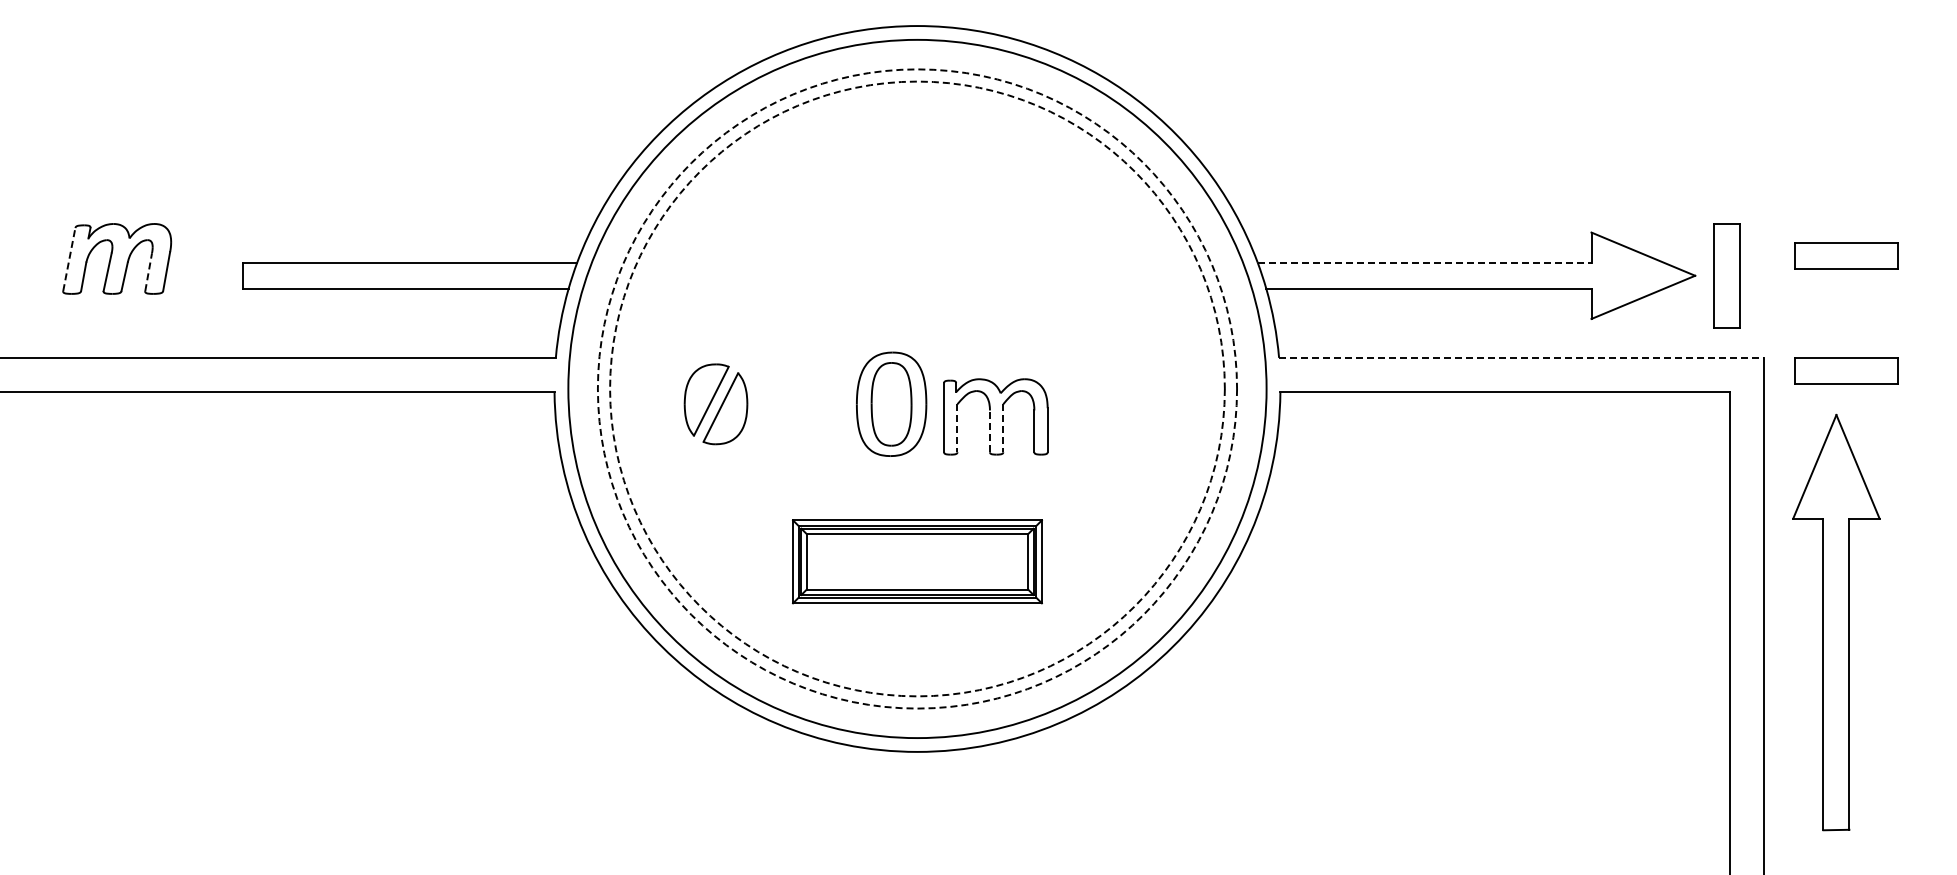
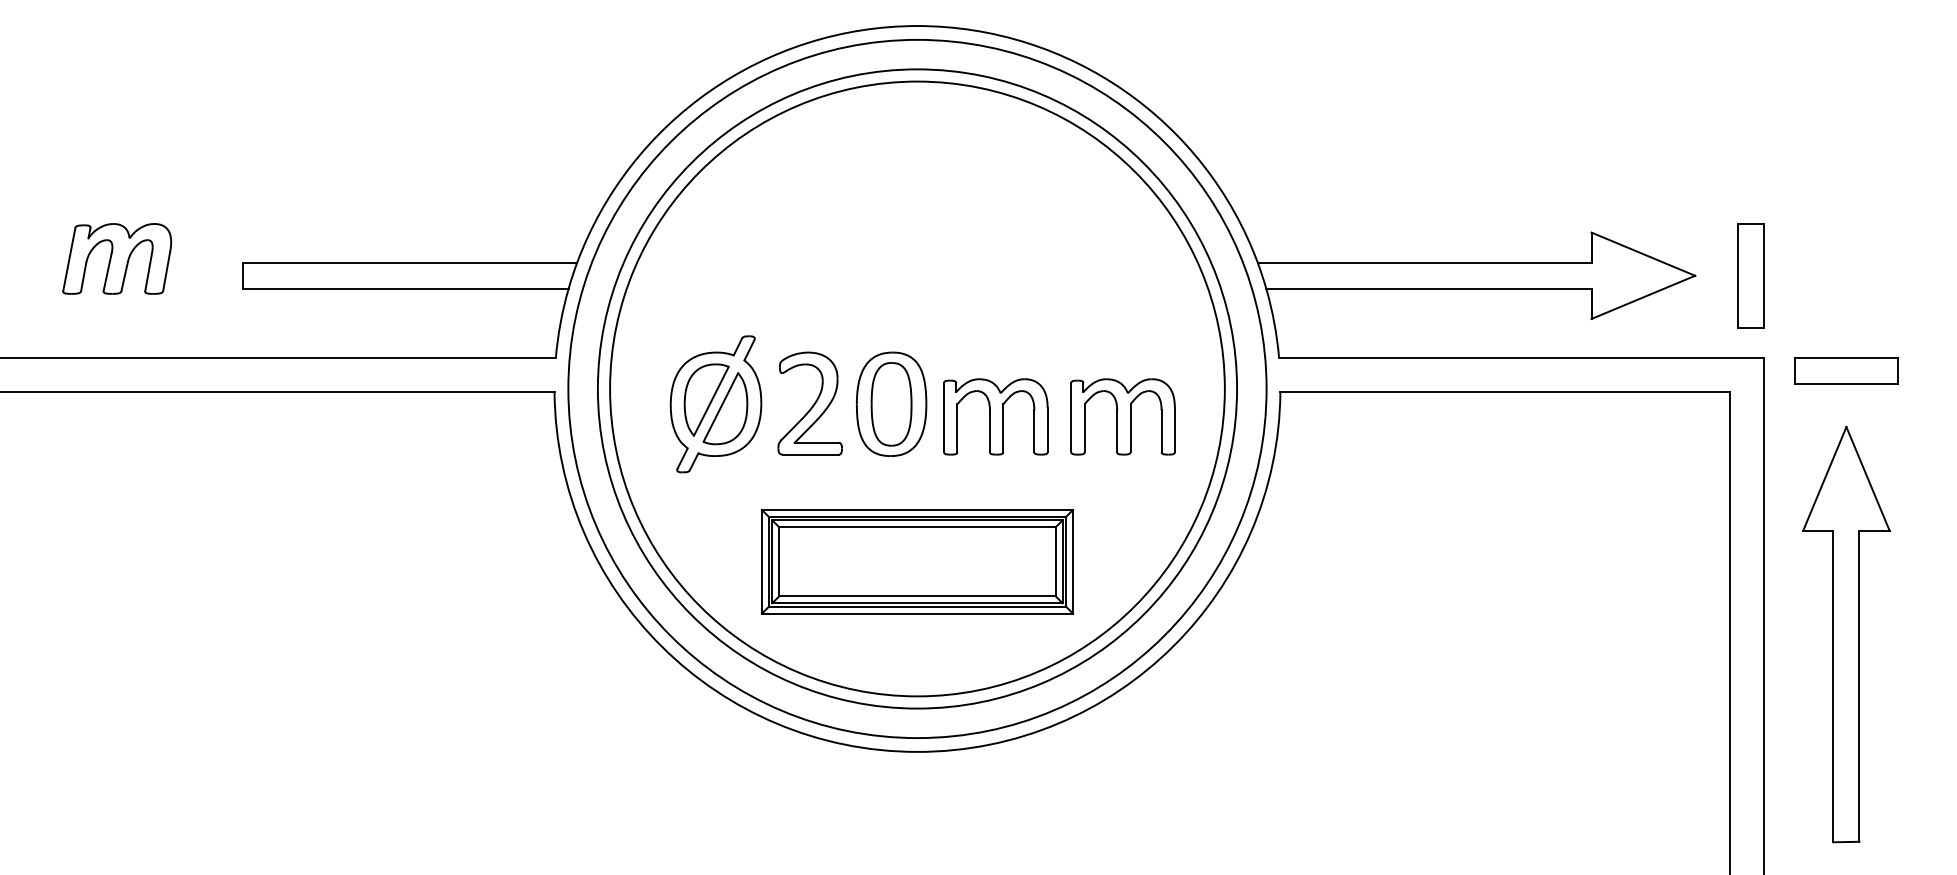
part: present -> none (1846, 255)
line: dashed -> solid (69, 259)
line: dashed -> solid (1424, 262)
line: dashed -> solid (148, 271)
part position: (1726, 275) -> (1750, 275) (1750, 275)
line: dashed -> solid (1521, 357)
circle: dashed -> solid (917, 388)
circle: dashed -> solid (917, 388)
part: none -> present (809, 403)
part: none -> present (715, 404)
part: none -> present (1122, 416)
line: dashed -> solid (957, 428)
line: dashed -> solid (1003, 428)
line: dashed -> solid (990, 431)
part size: 251x86 px -> 315x106 px (917, 561)
part position: (1836, 622) -> (1846, 634) (1846, 634)
